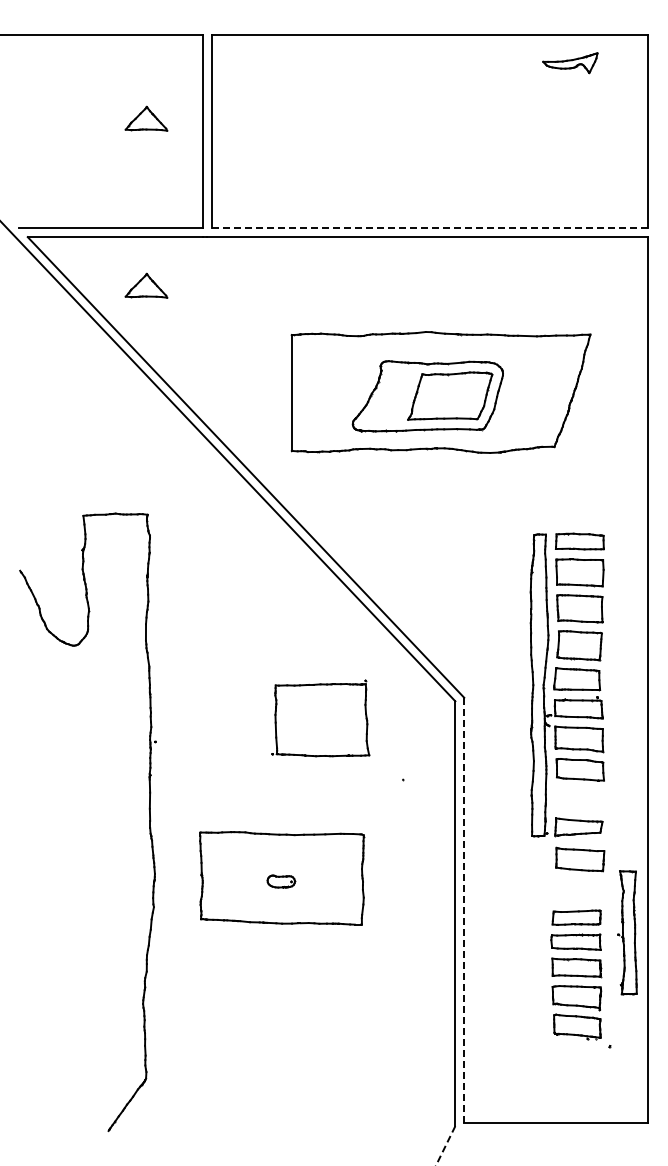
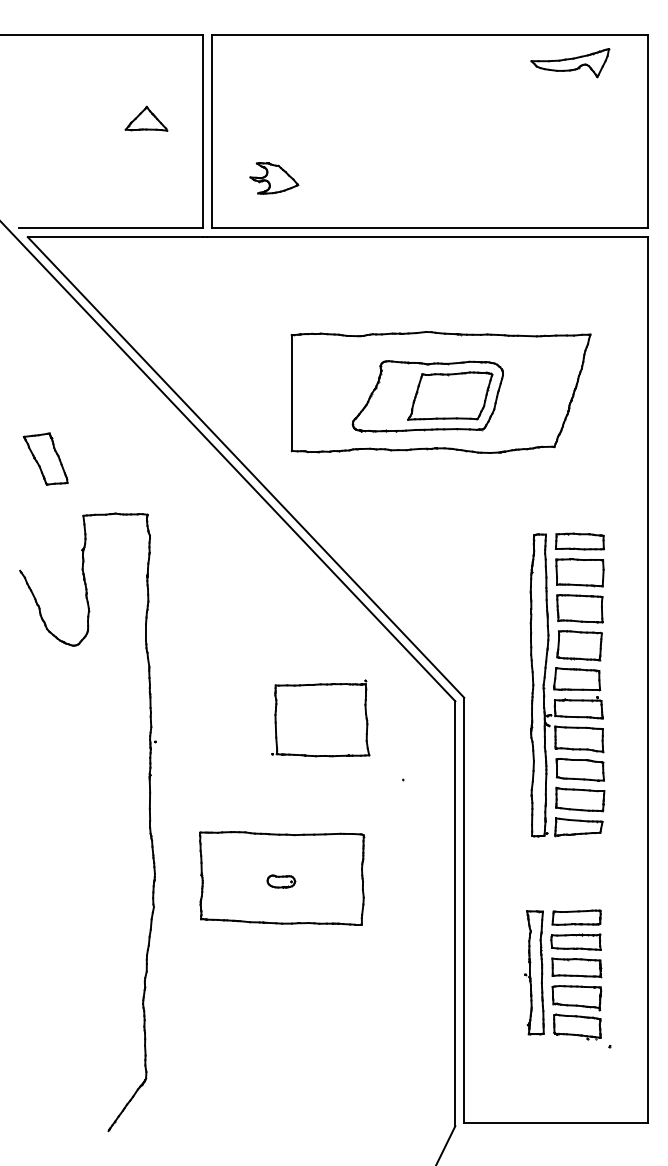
part size: 57x23 px -> 81x31 px (570, 63)
part: none -> present (274, 178)
line: dashed -> solid (429, 228)
part: present -> none (146, 285)
part: none -> present (45, 458)
part position: (580, 859) -> (580, 799) (580, 799)
line: dashed -> solid (464, 909)
part position: (627, 932) -> (534, 972) (534, 972)
line: dashed -> solid (445, 1145)
